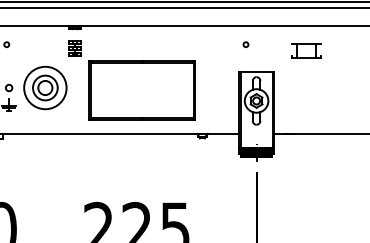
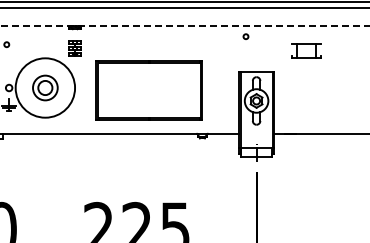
line: solid -> dashed (185, 25)
circle position: (245, 44) -> (245, 36) (245, 36)
circle diameter: 42 px -> 59 px (45, 87)
part position: (141, 90) -> (148, 90) (148, 90)
hatch: present -> none (256, 151)
